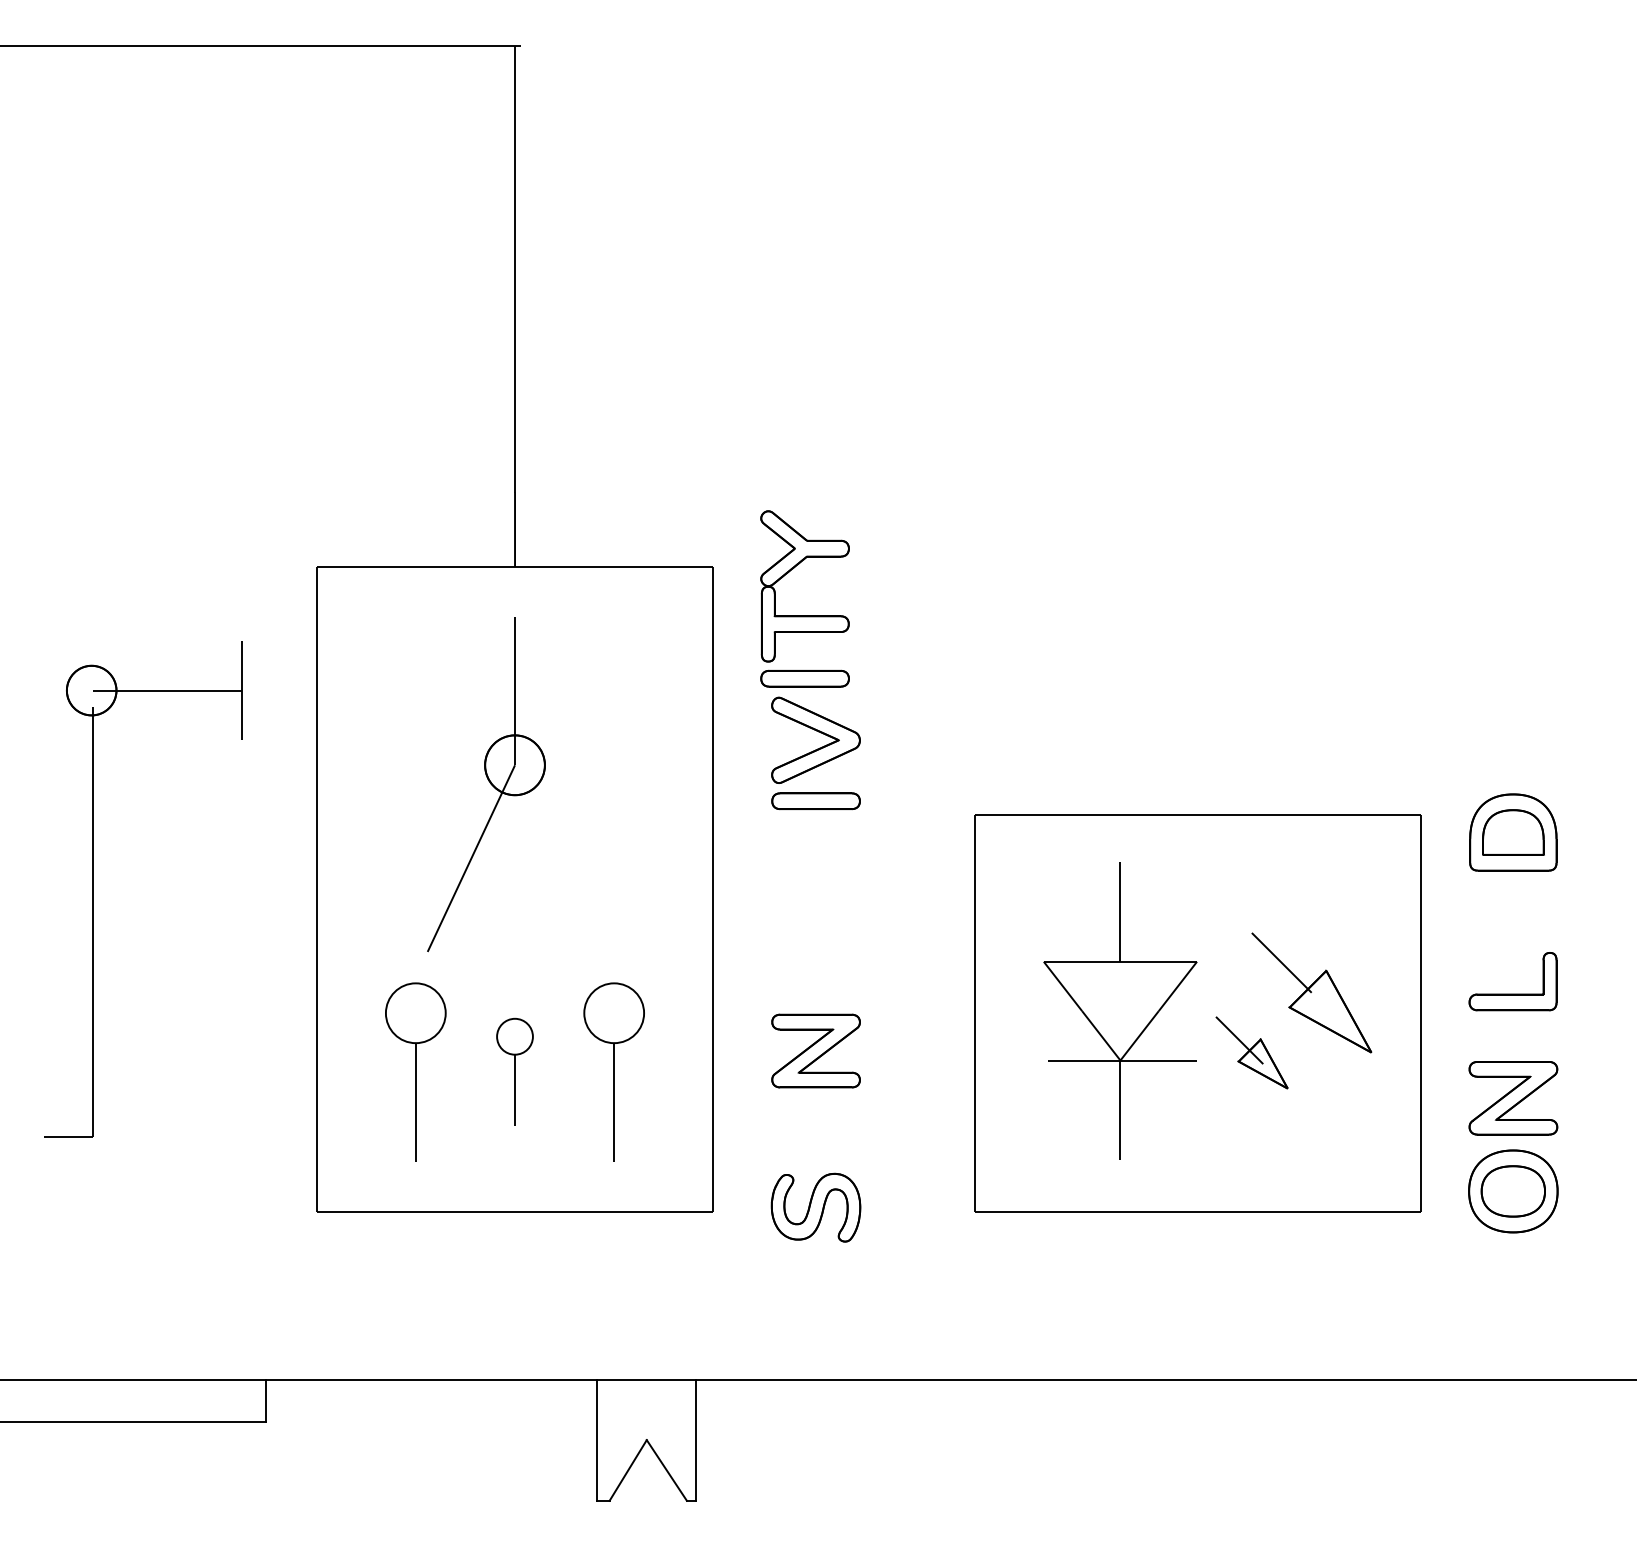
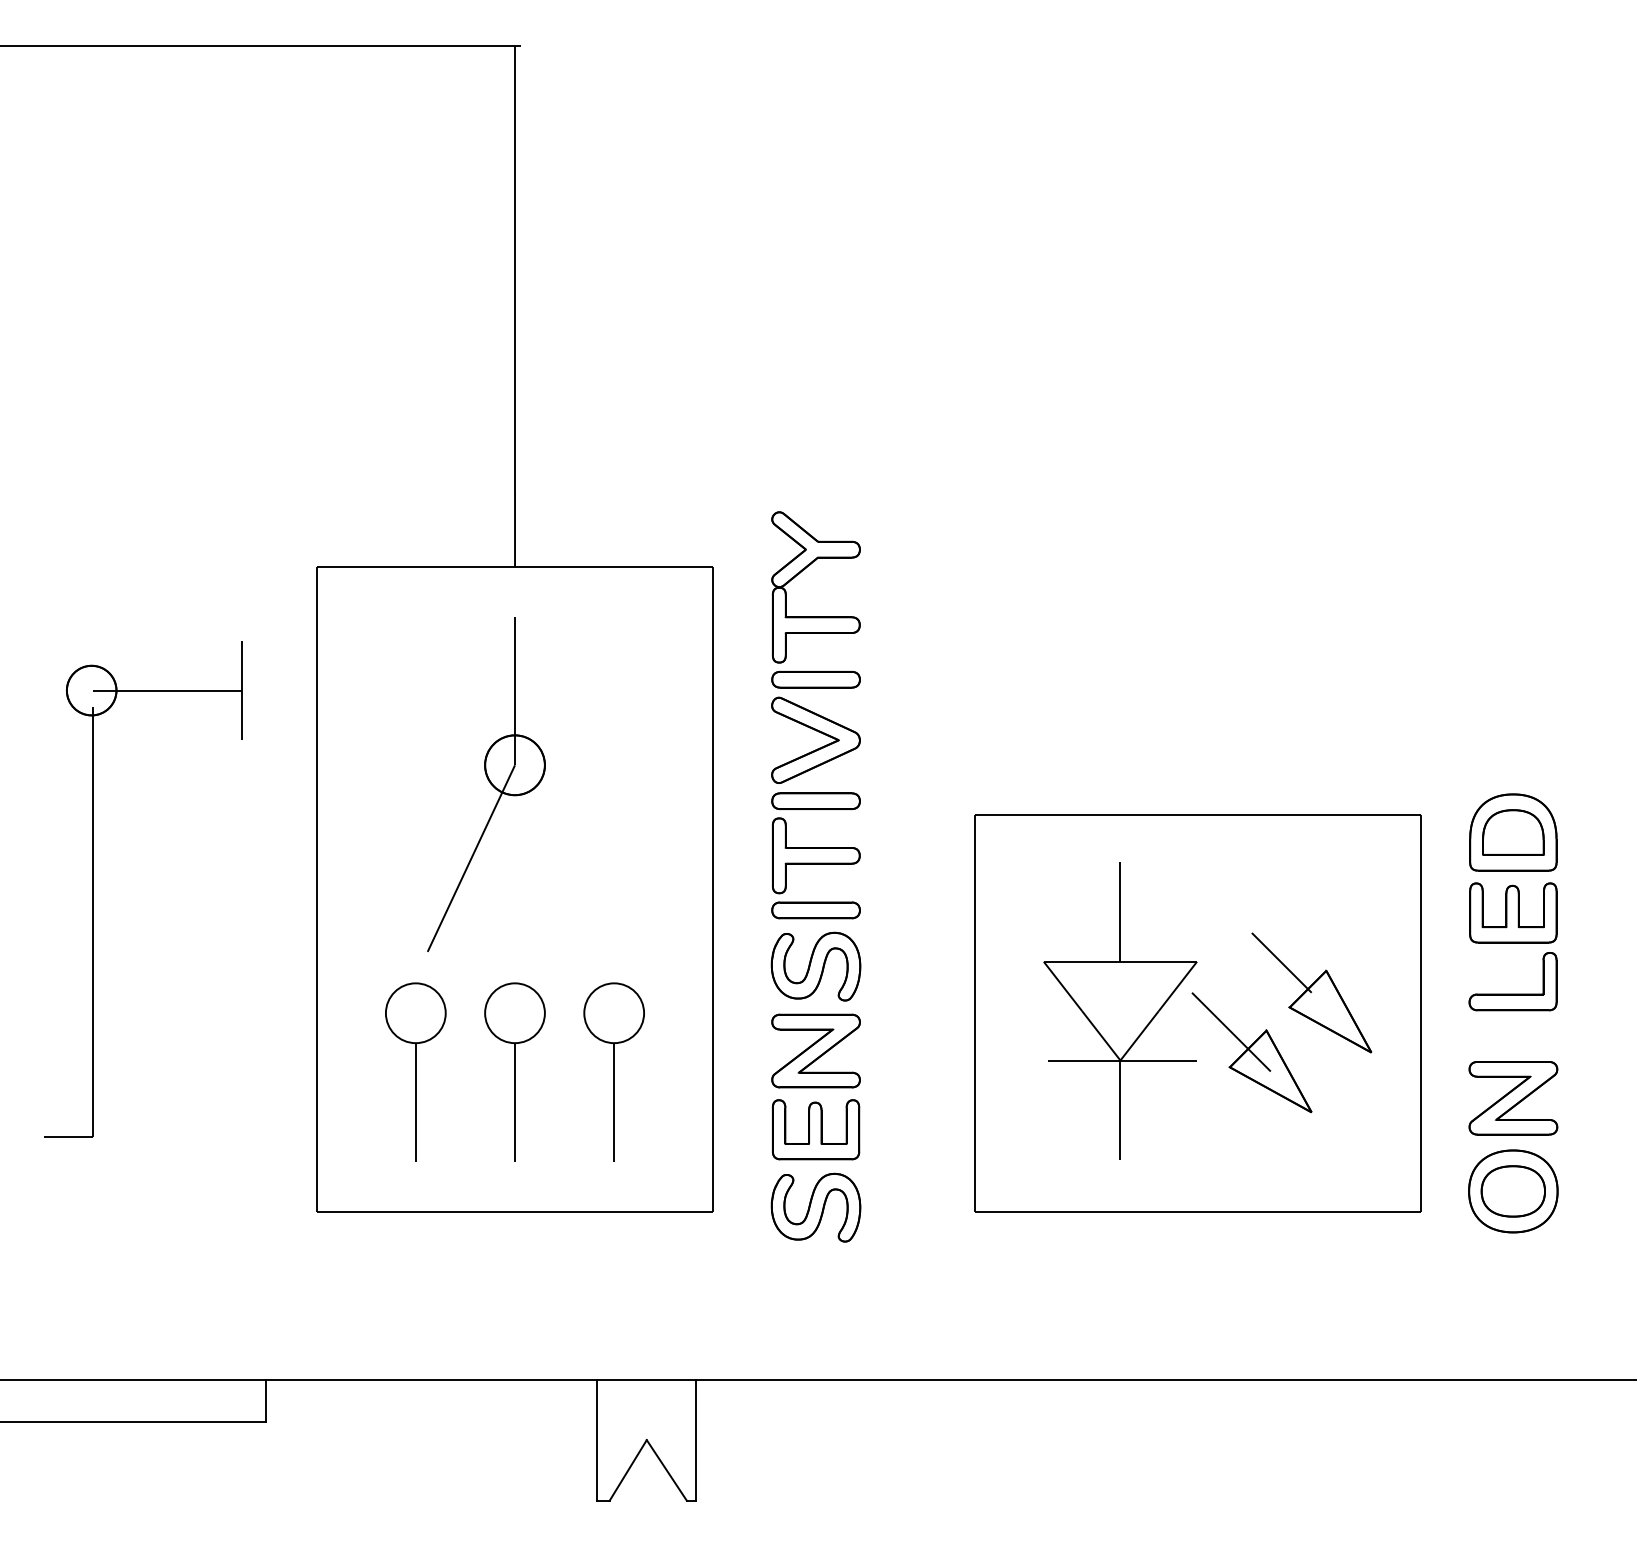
part position: (804, 615) -> (815, 616) (815, 616)
part: none -> present (815, 868)
part: none -> present (1513, 912)
part: none -> present (815, 966)
part size: 74x74 px -> 122x122 px (1251, 1052)
part size: 38x109 px -> 62x180 px (514, 1071)
part: none -> present (815, 1129)
